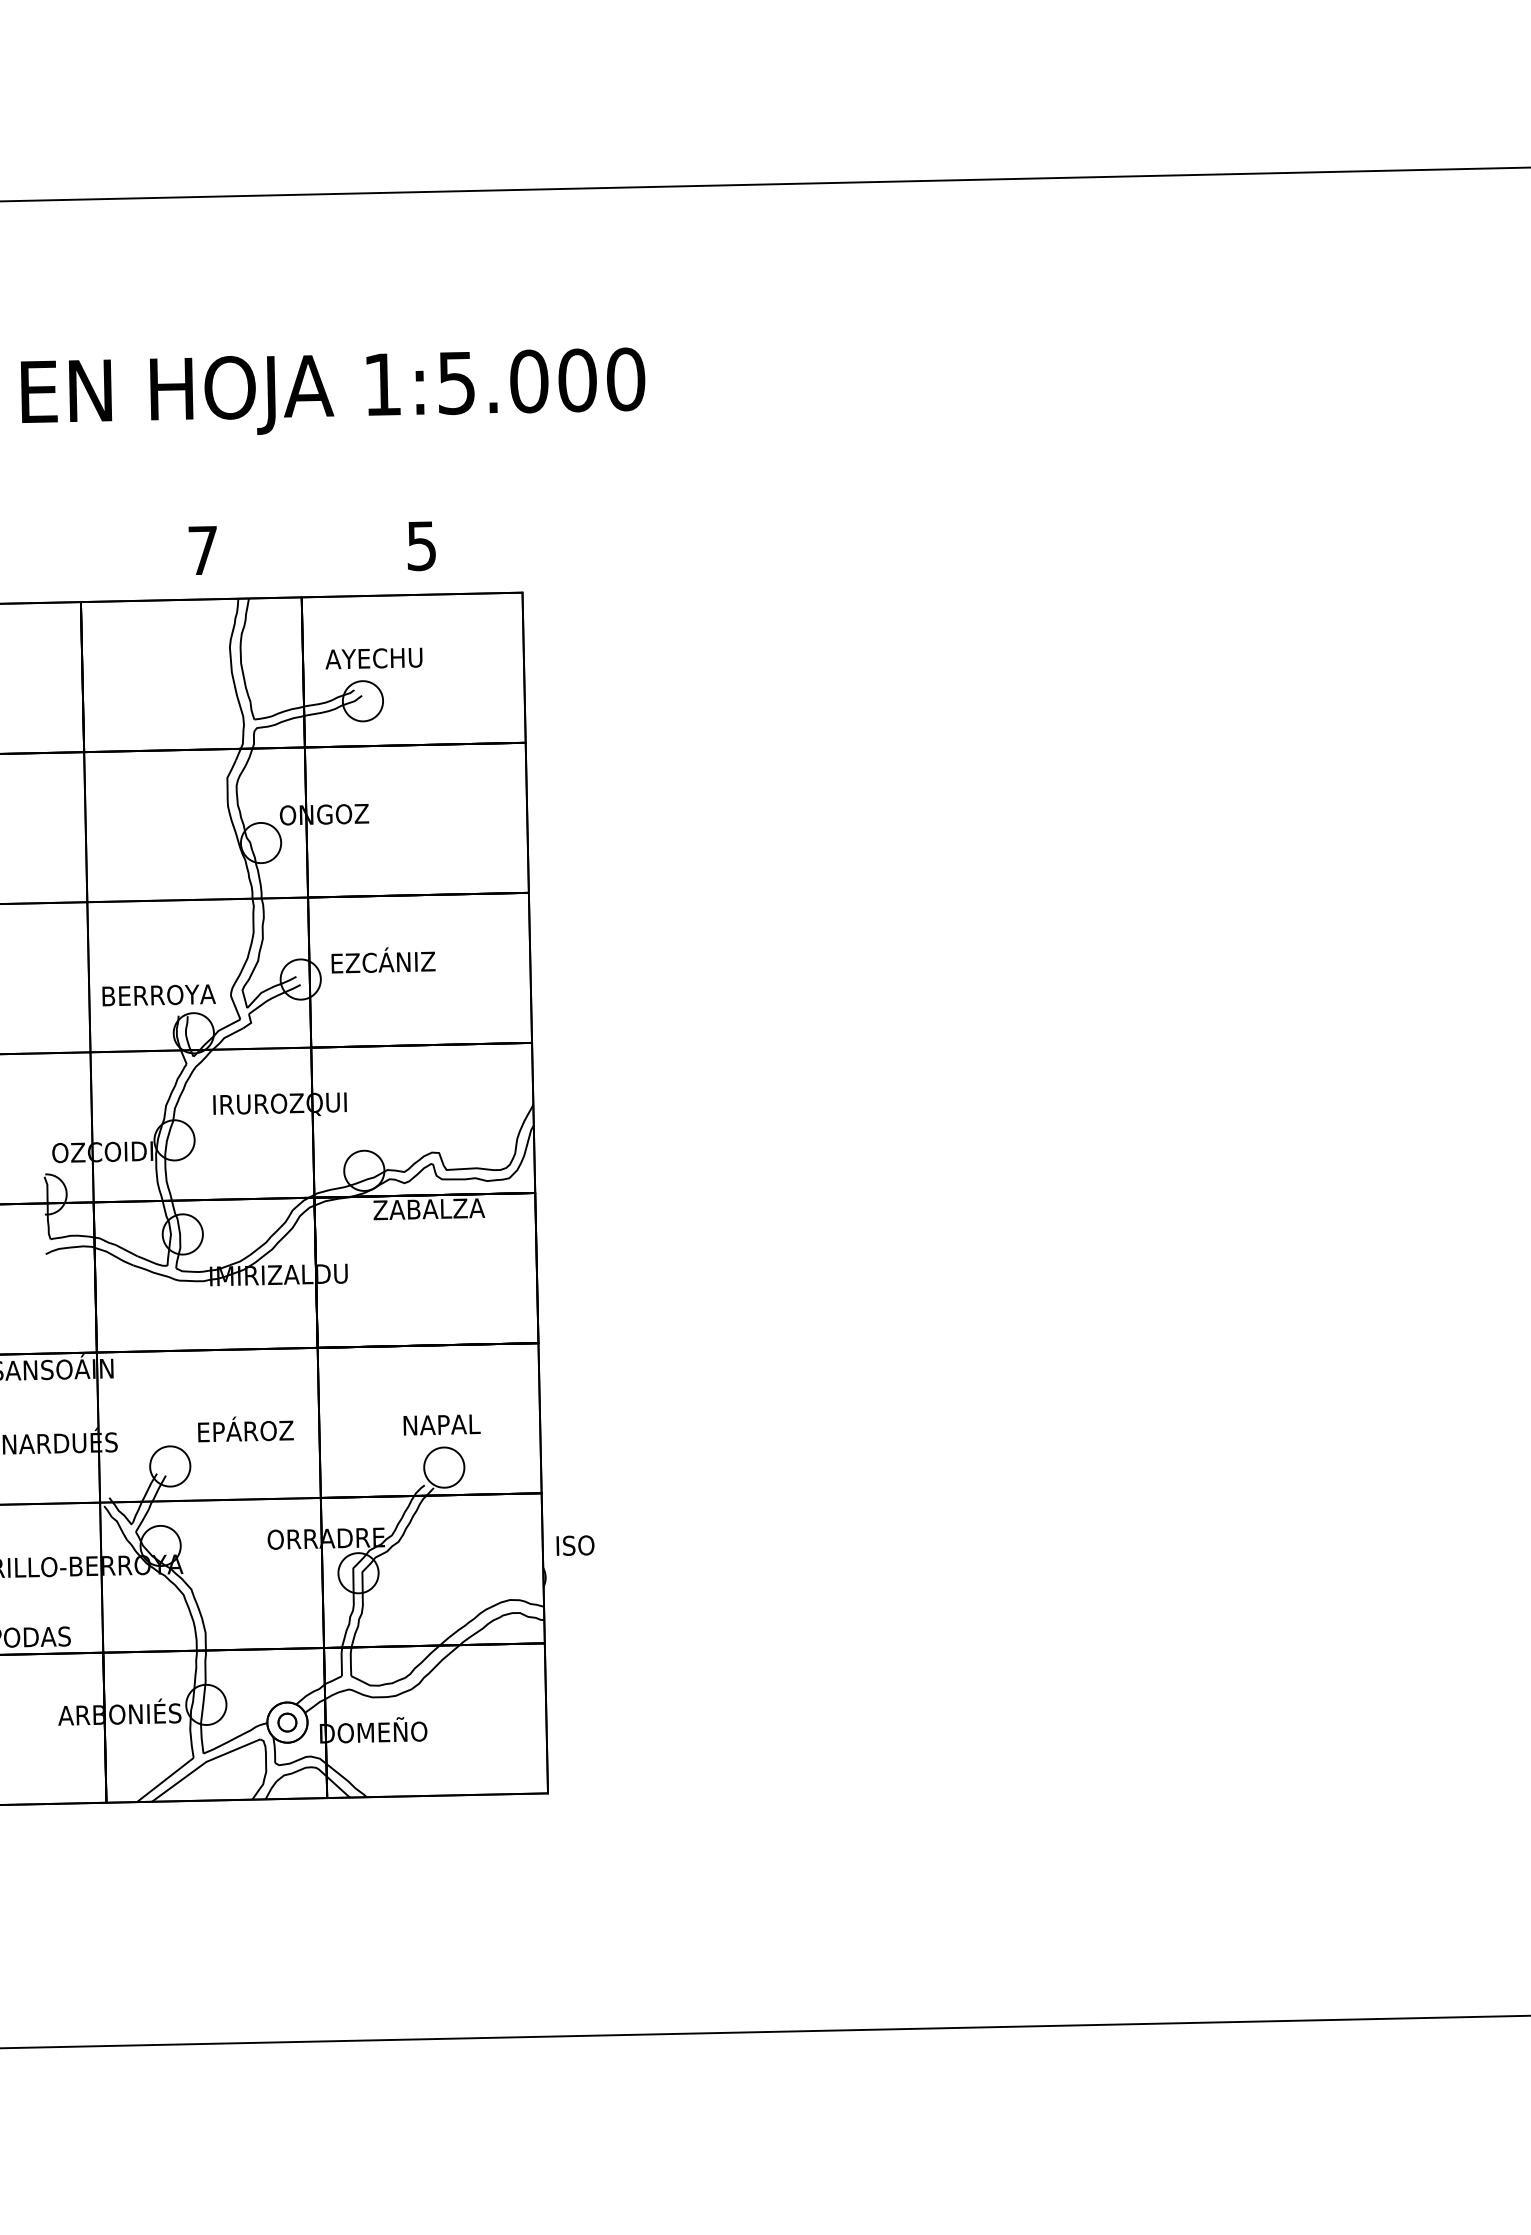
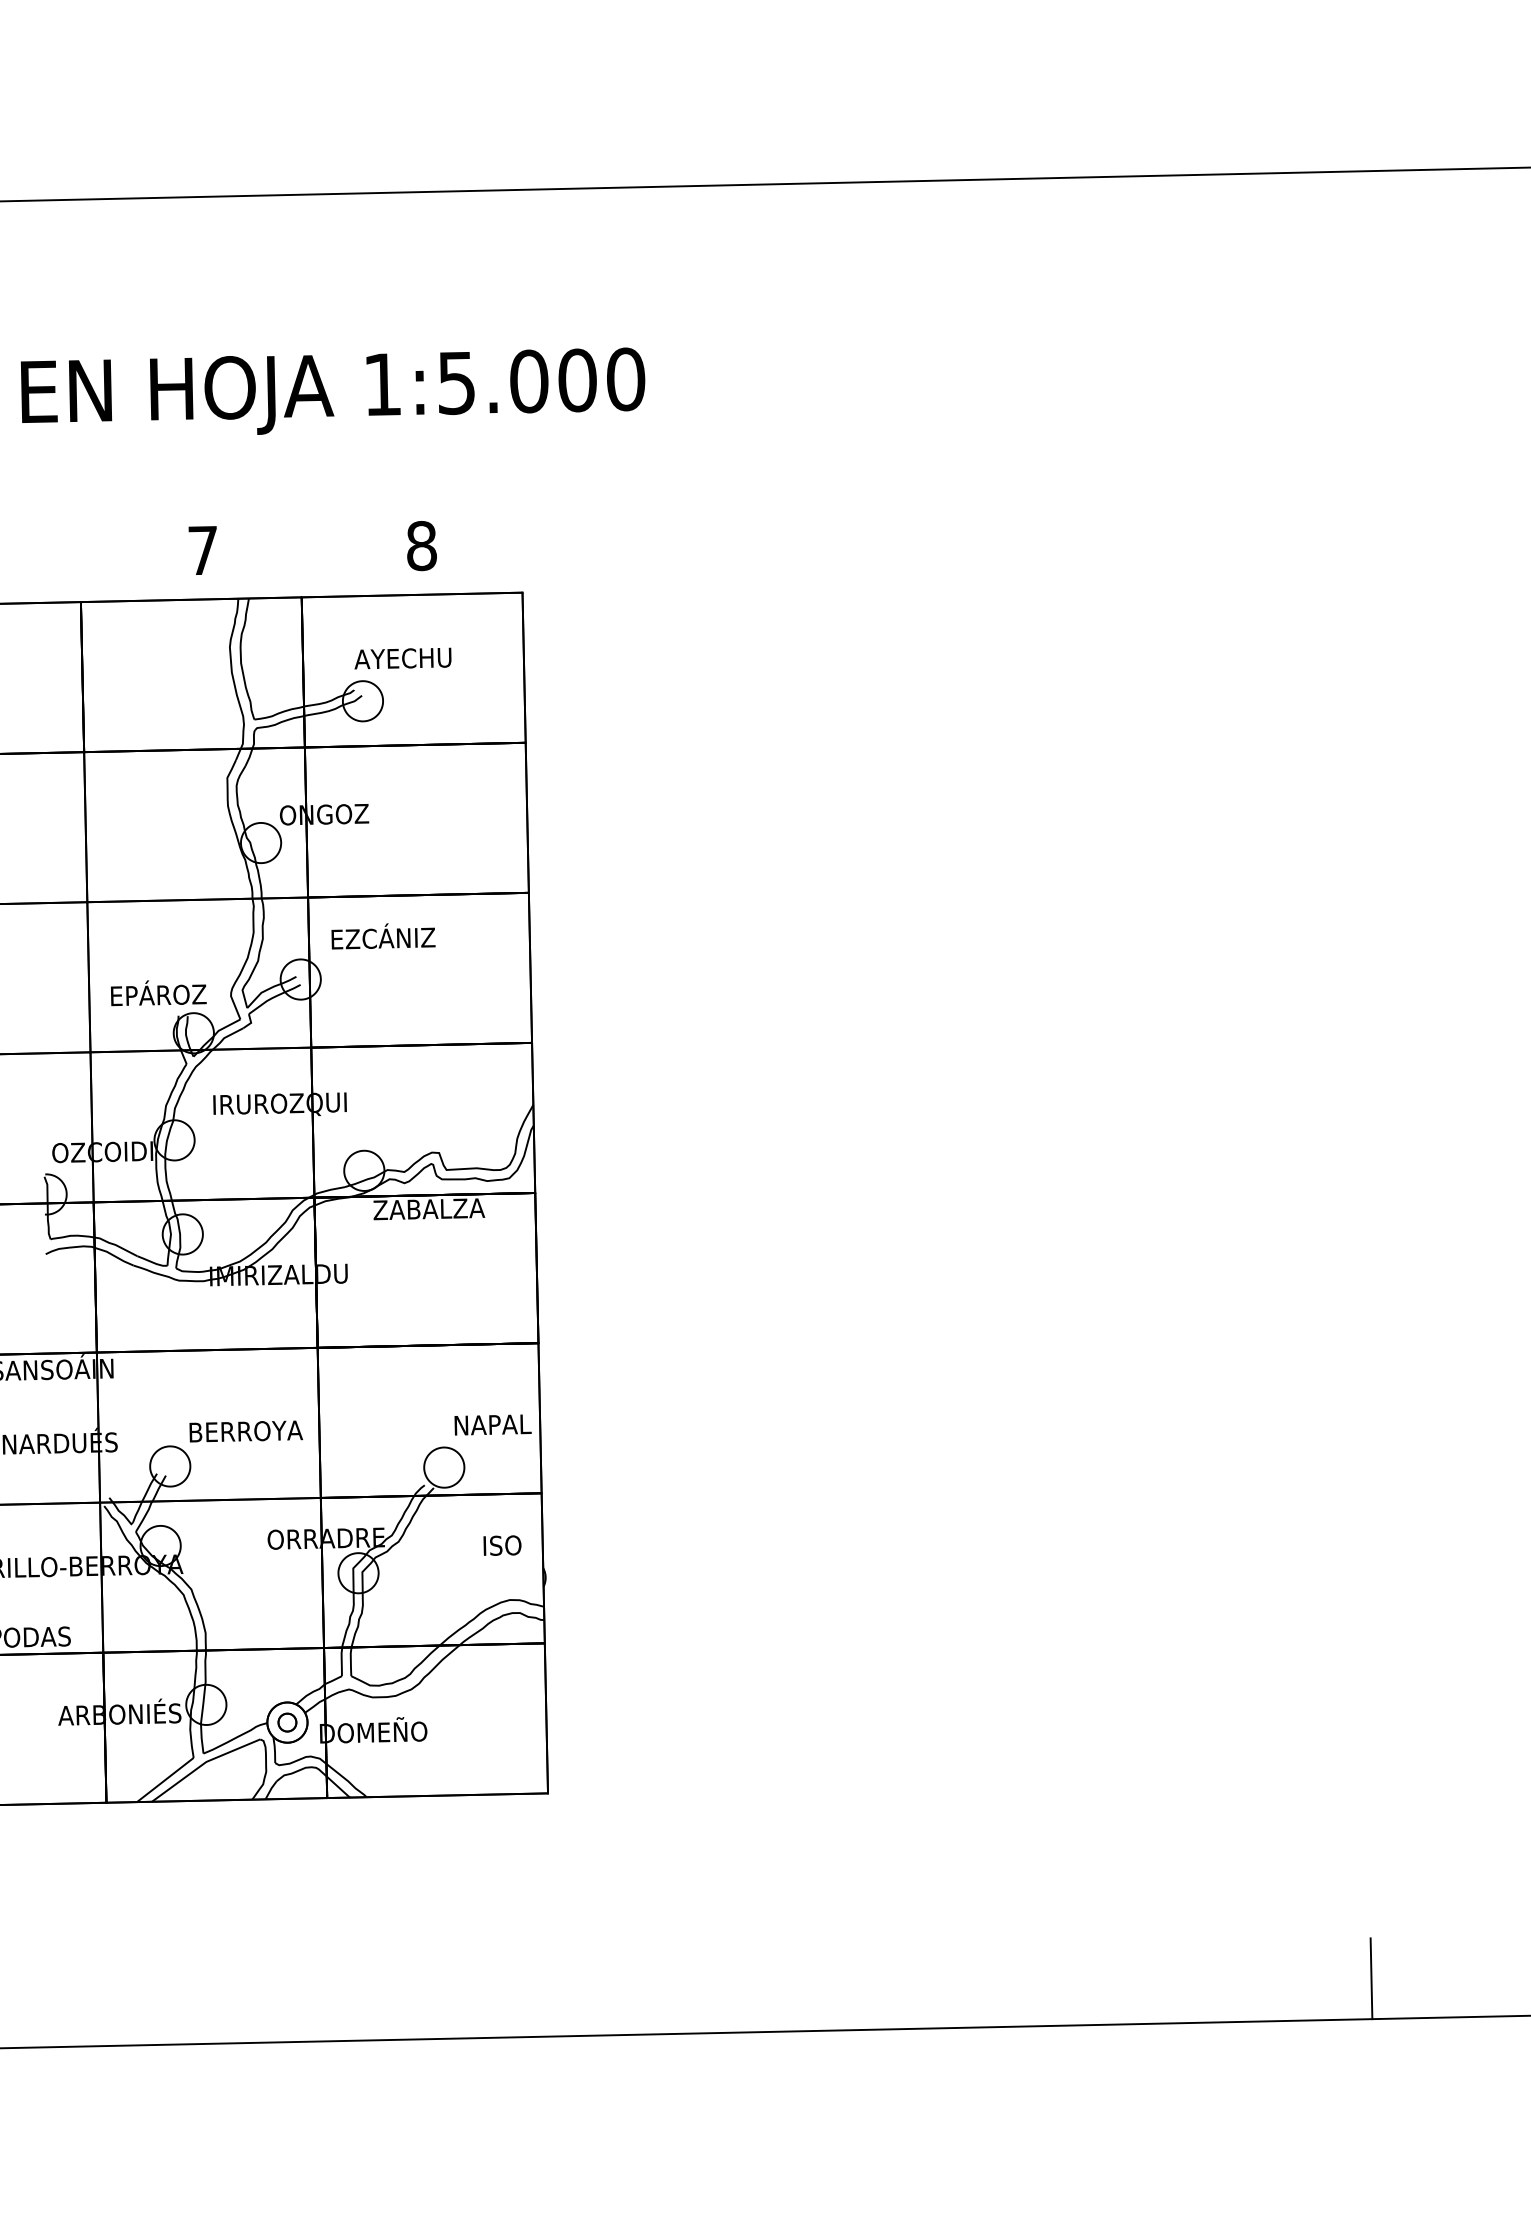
text: 5 -> 8 (421, 546)
text position: (373, 658) -> (402, 658) (402, 658)
text position: (383, 960) -> (383, 936) (383, 936)
text: BERROYA -> EPÁROZ (158, 993)
text position: (441, 1424) -> (492, 1424) (492, 1424)
text: EPÁROZ -> BERROYA (246, 1429)
text position: (575, 1545) -> (502, 1545) (502, 1545)
line: none -> present (1371, 1978)
